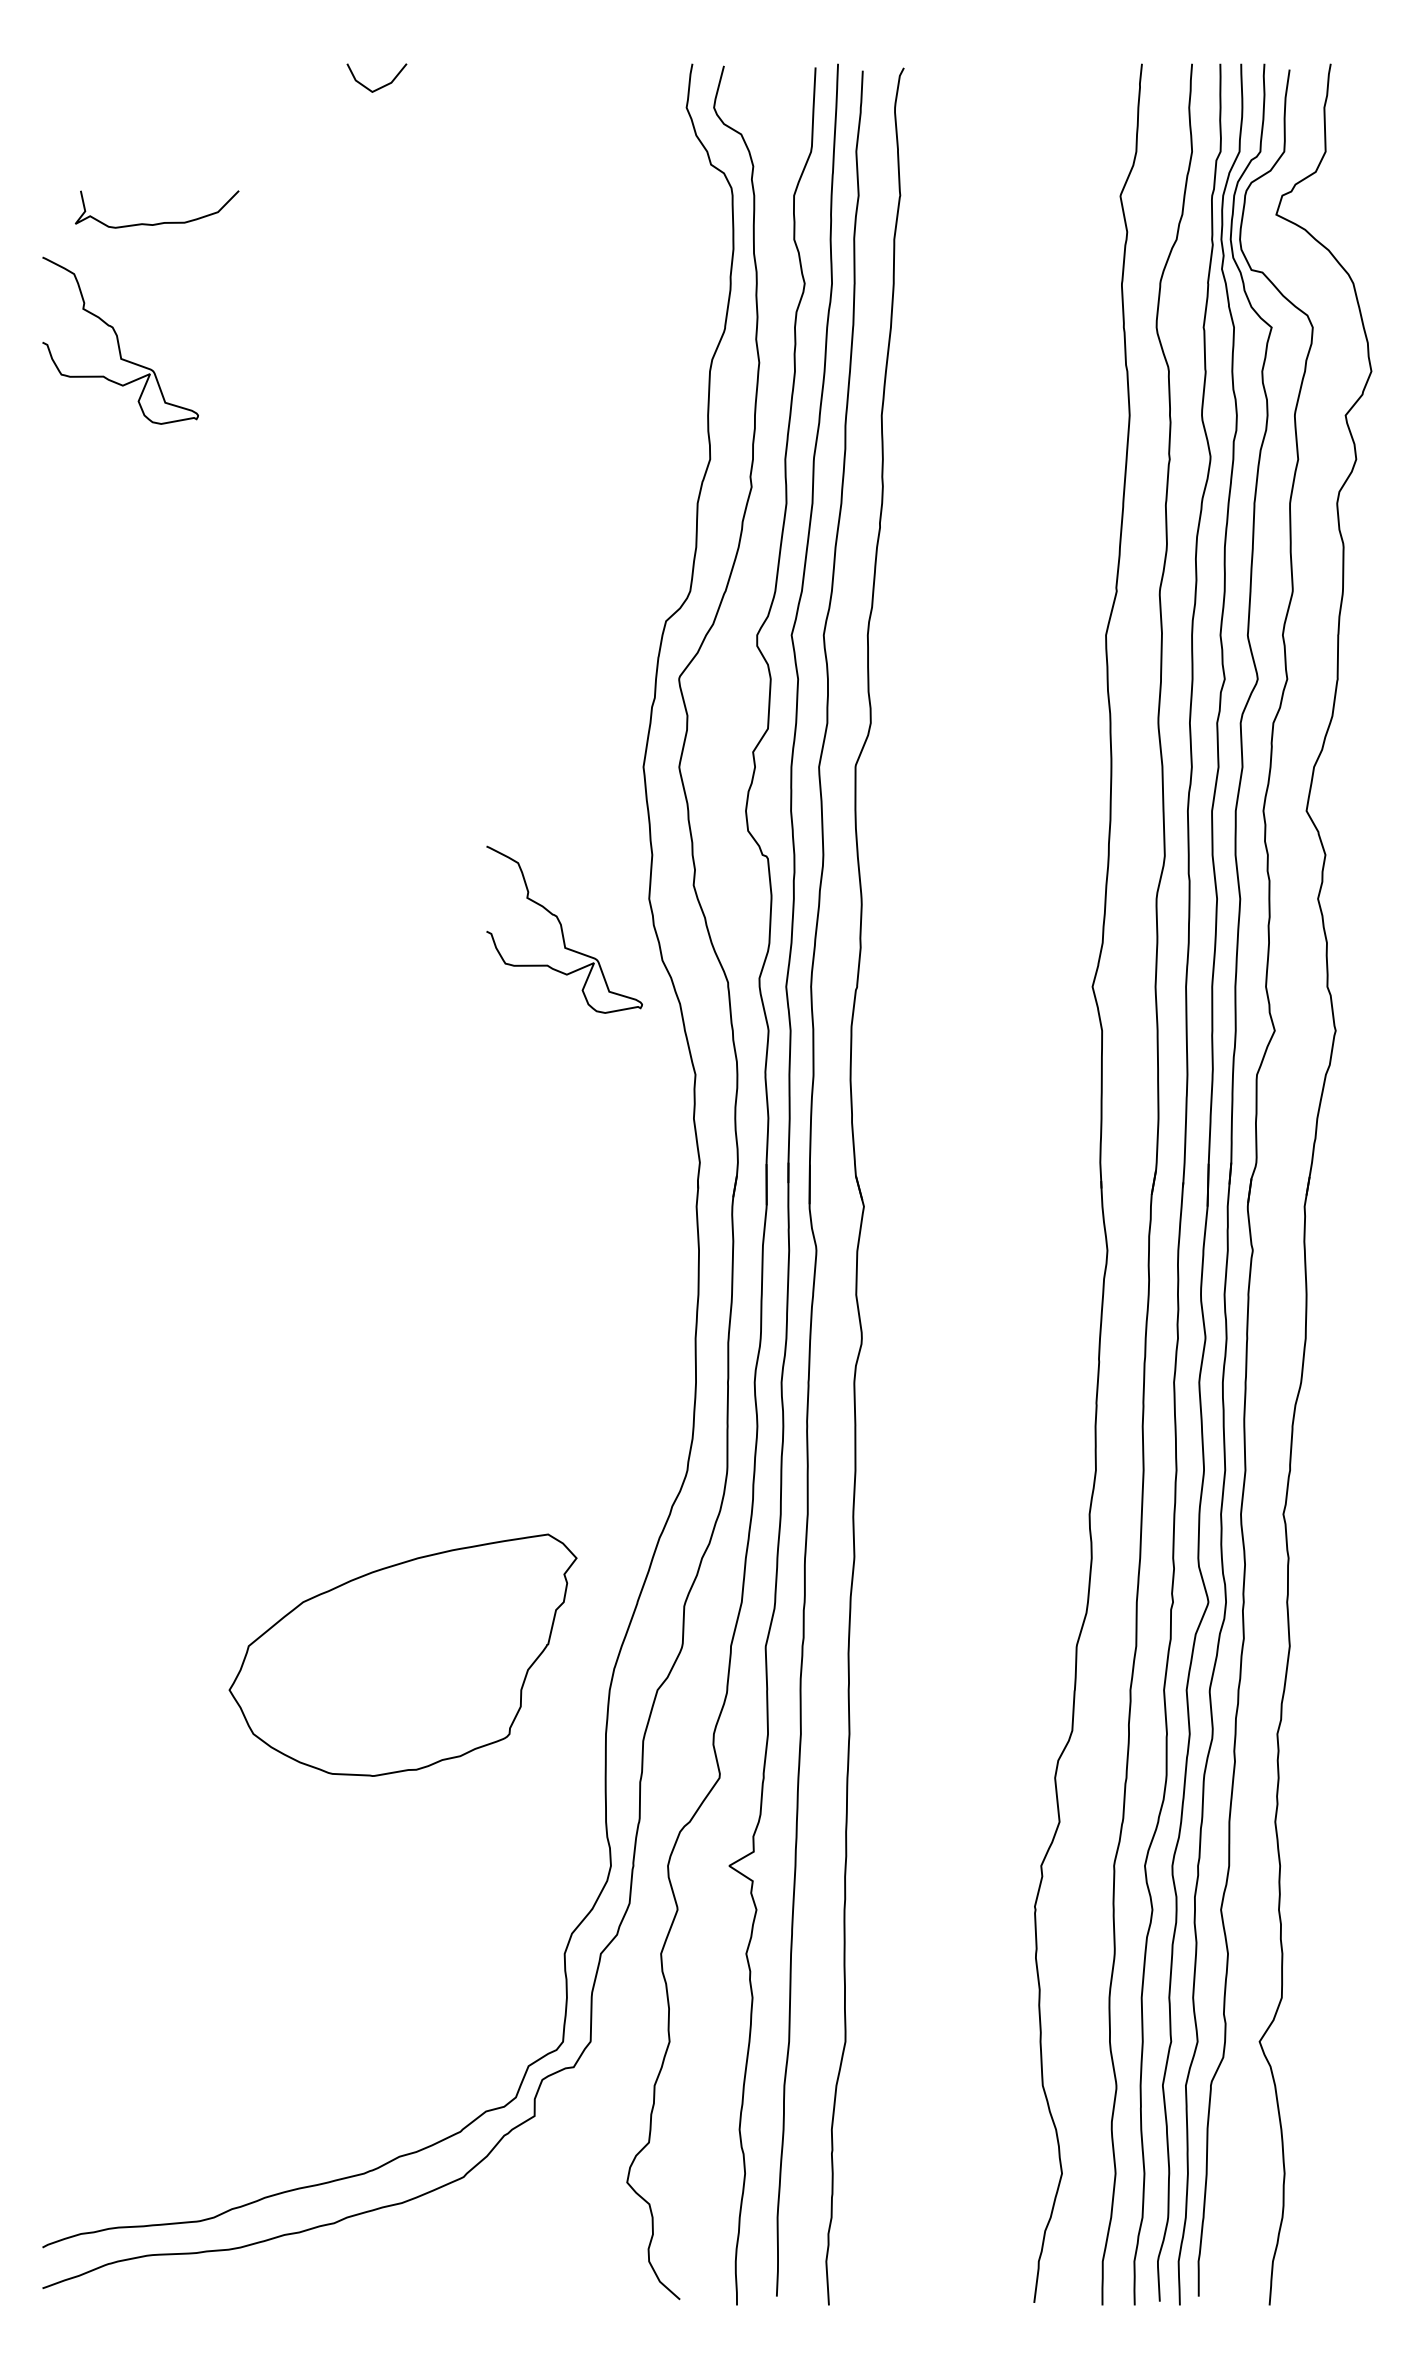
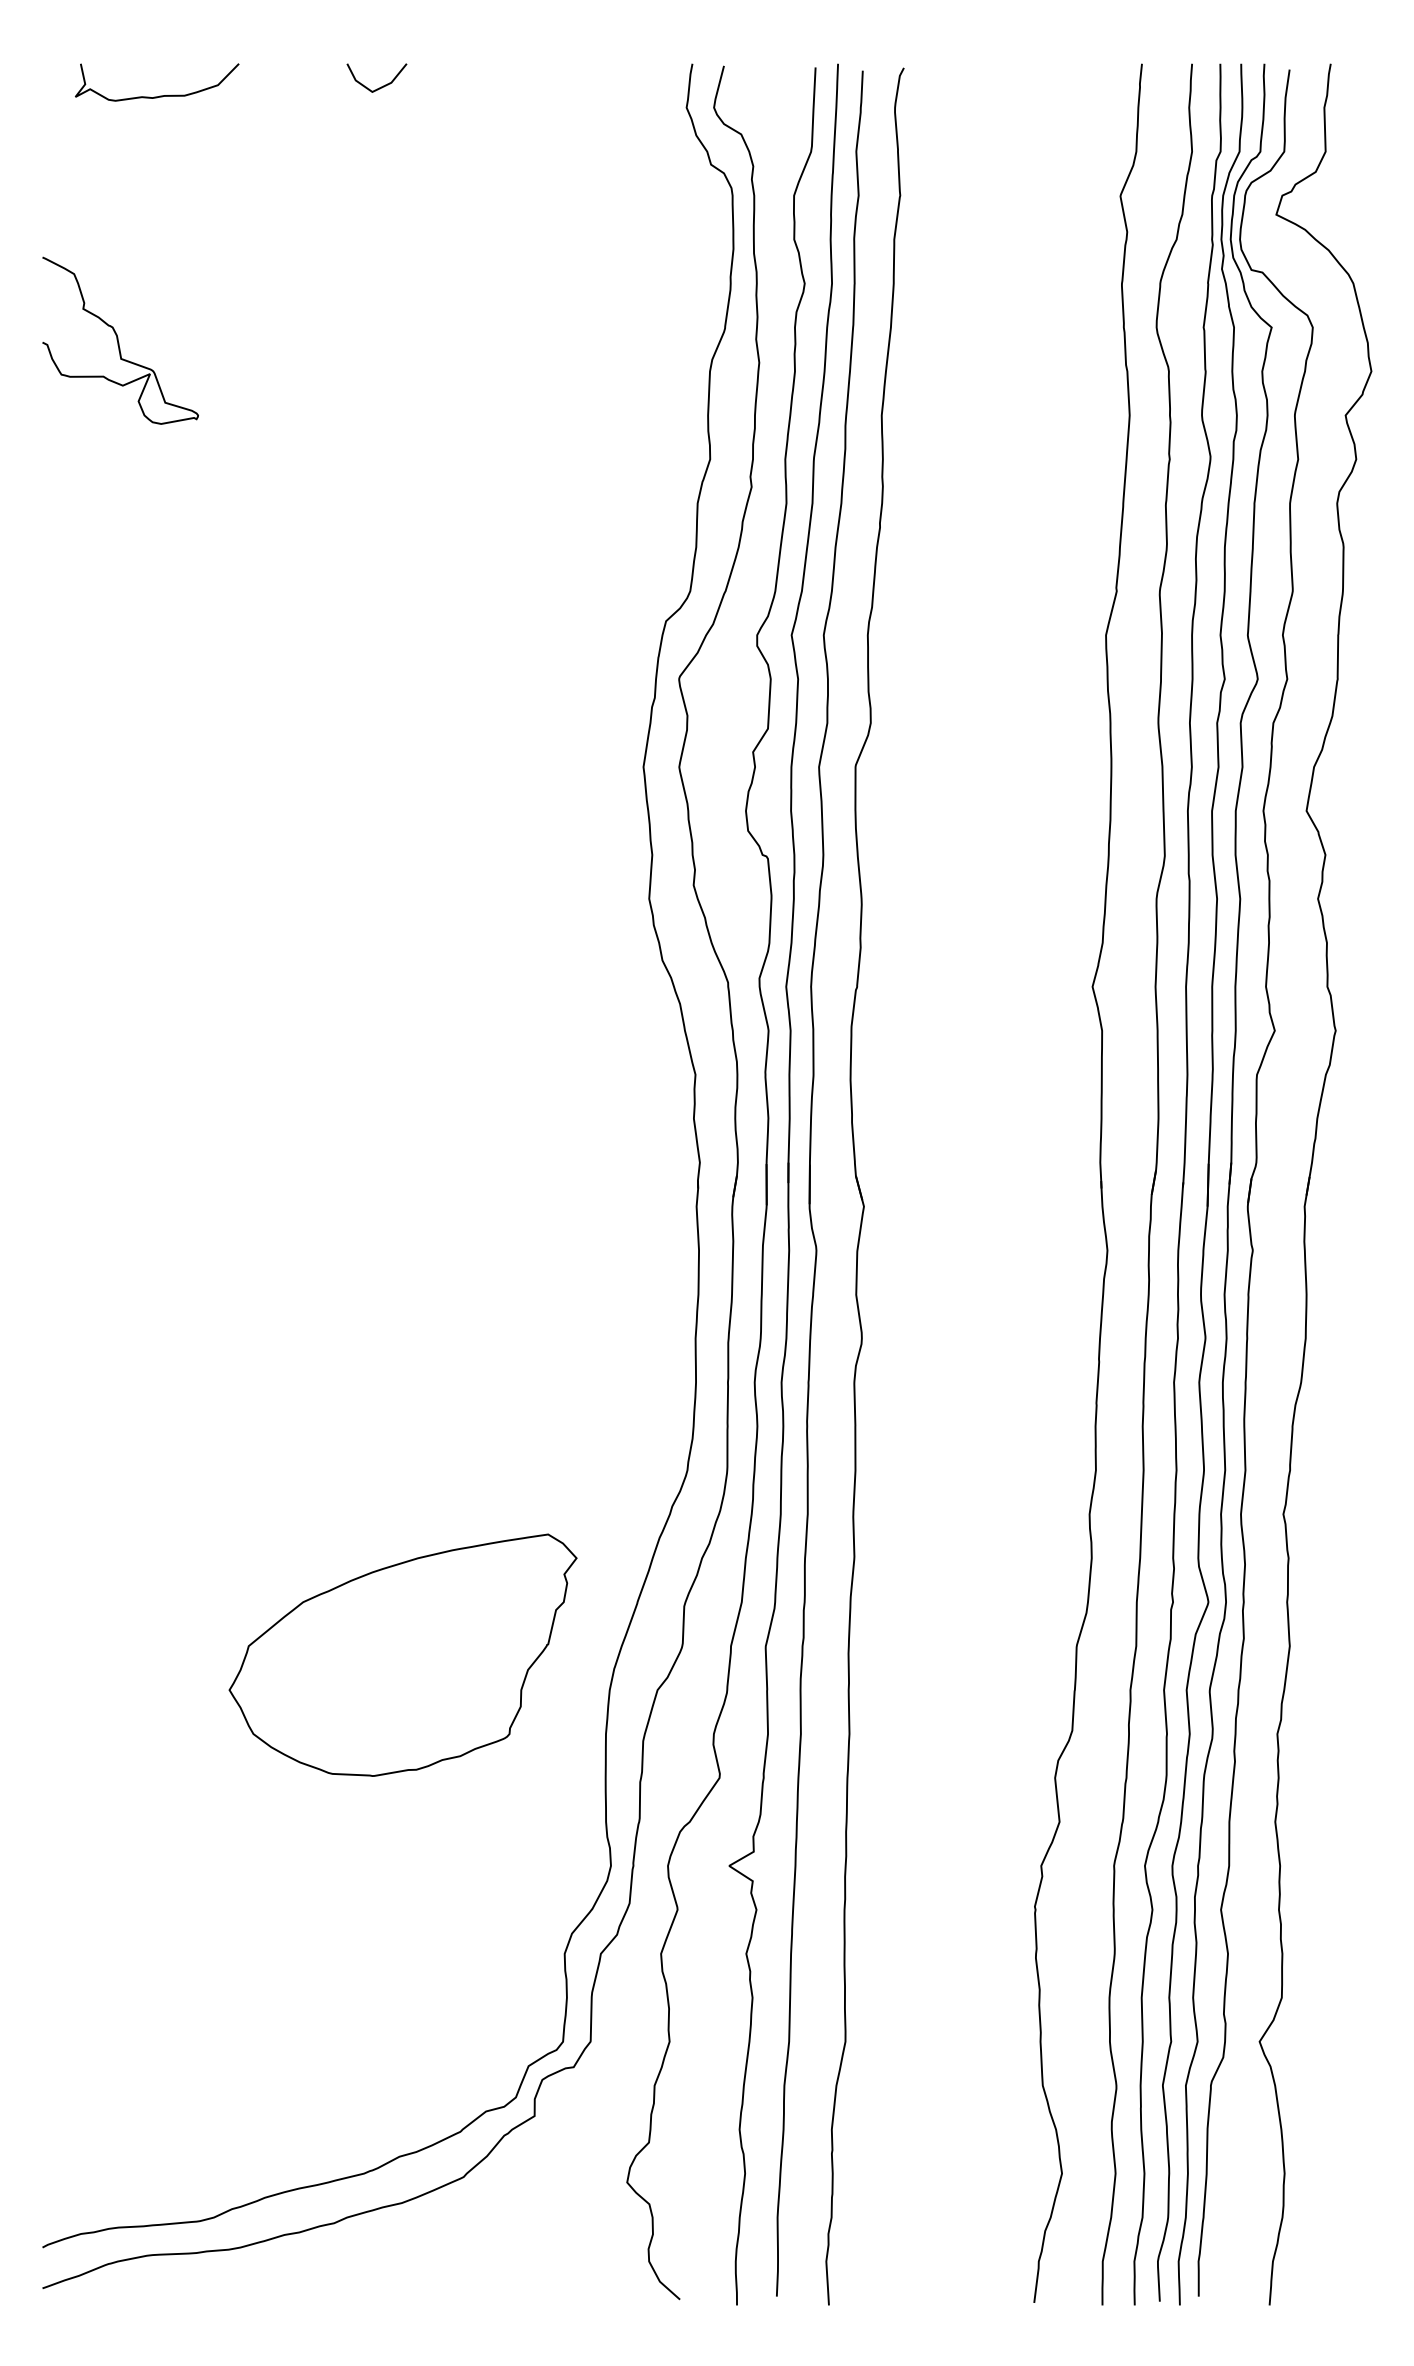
curve position: (159, 222) -> (159, 95) (159, 95)
curve: present -> none (562, 929)
